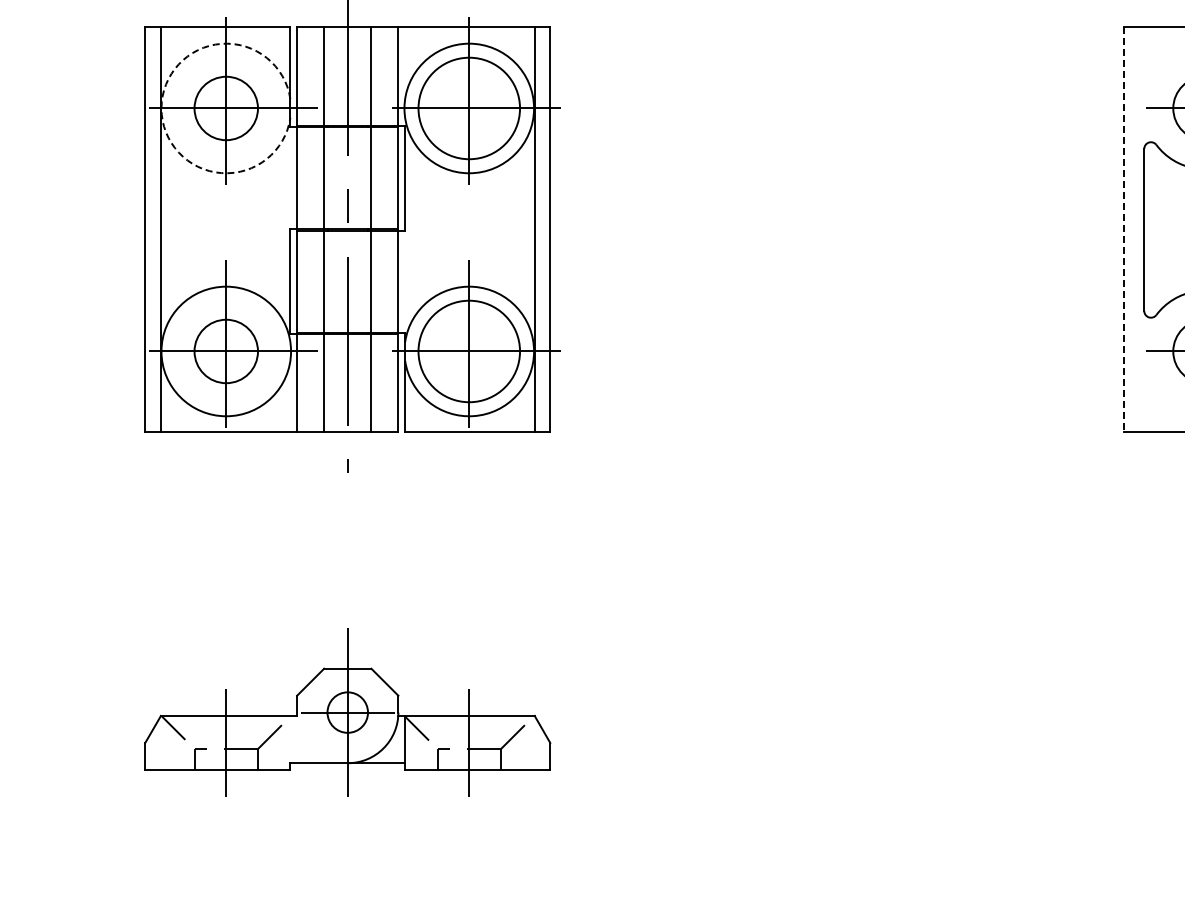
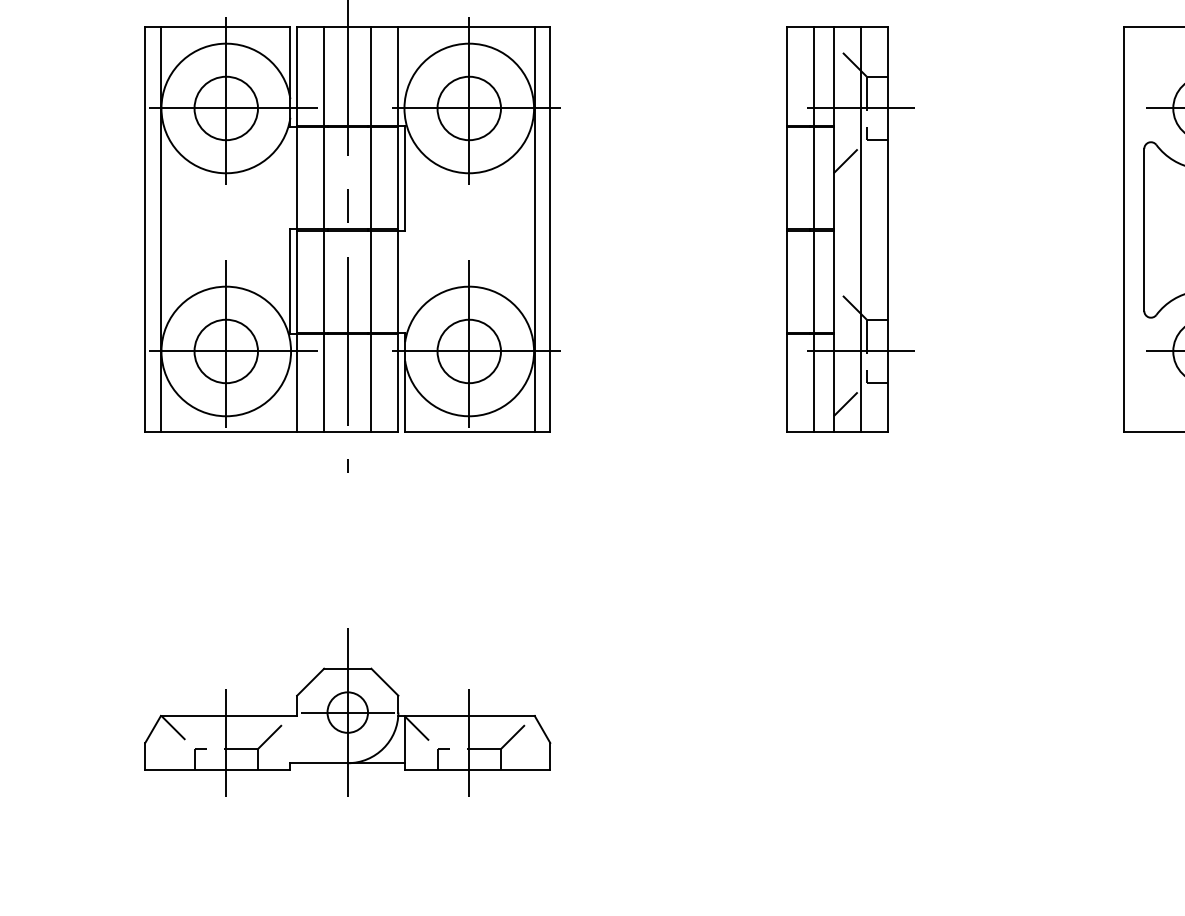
arc: dashed -> solid (161, 108)
circle diameter: 102 px -> 63 px (468, 108)
part: none -> present (850, 229)
line: dashed -> solid (1124, 230)
circle diameter: 102 px -> 63 px (468, 351)
